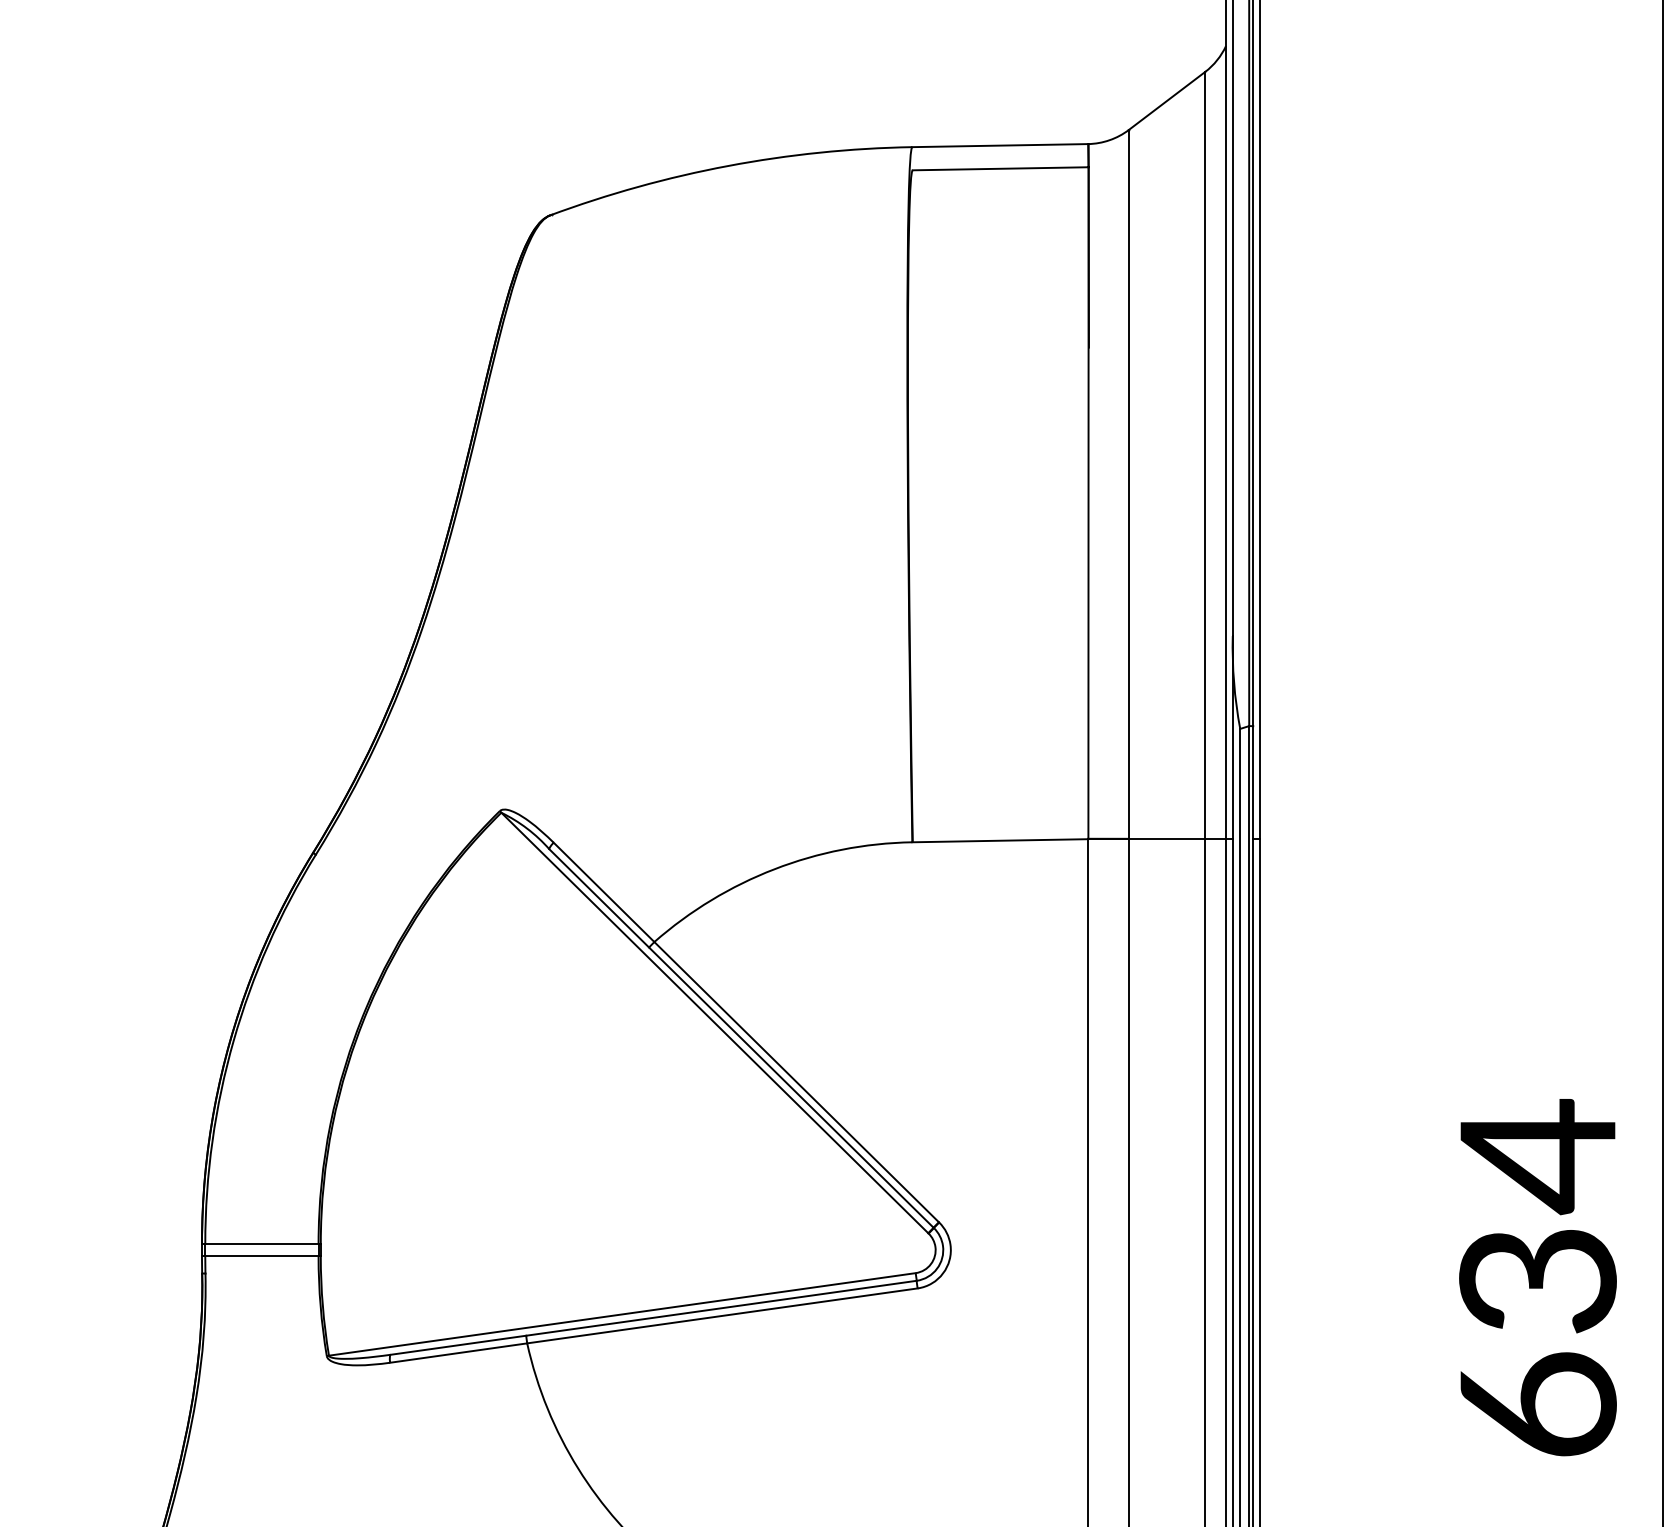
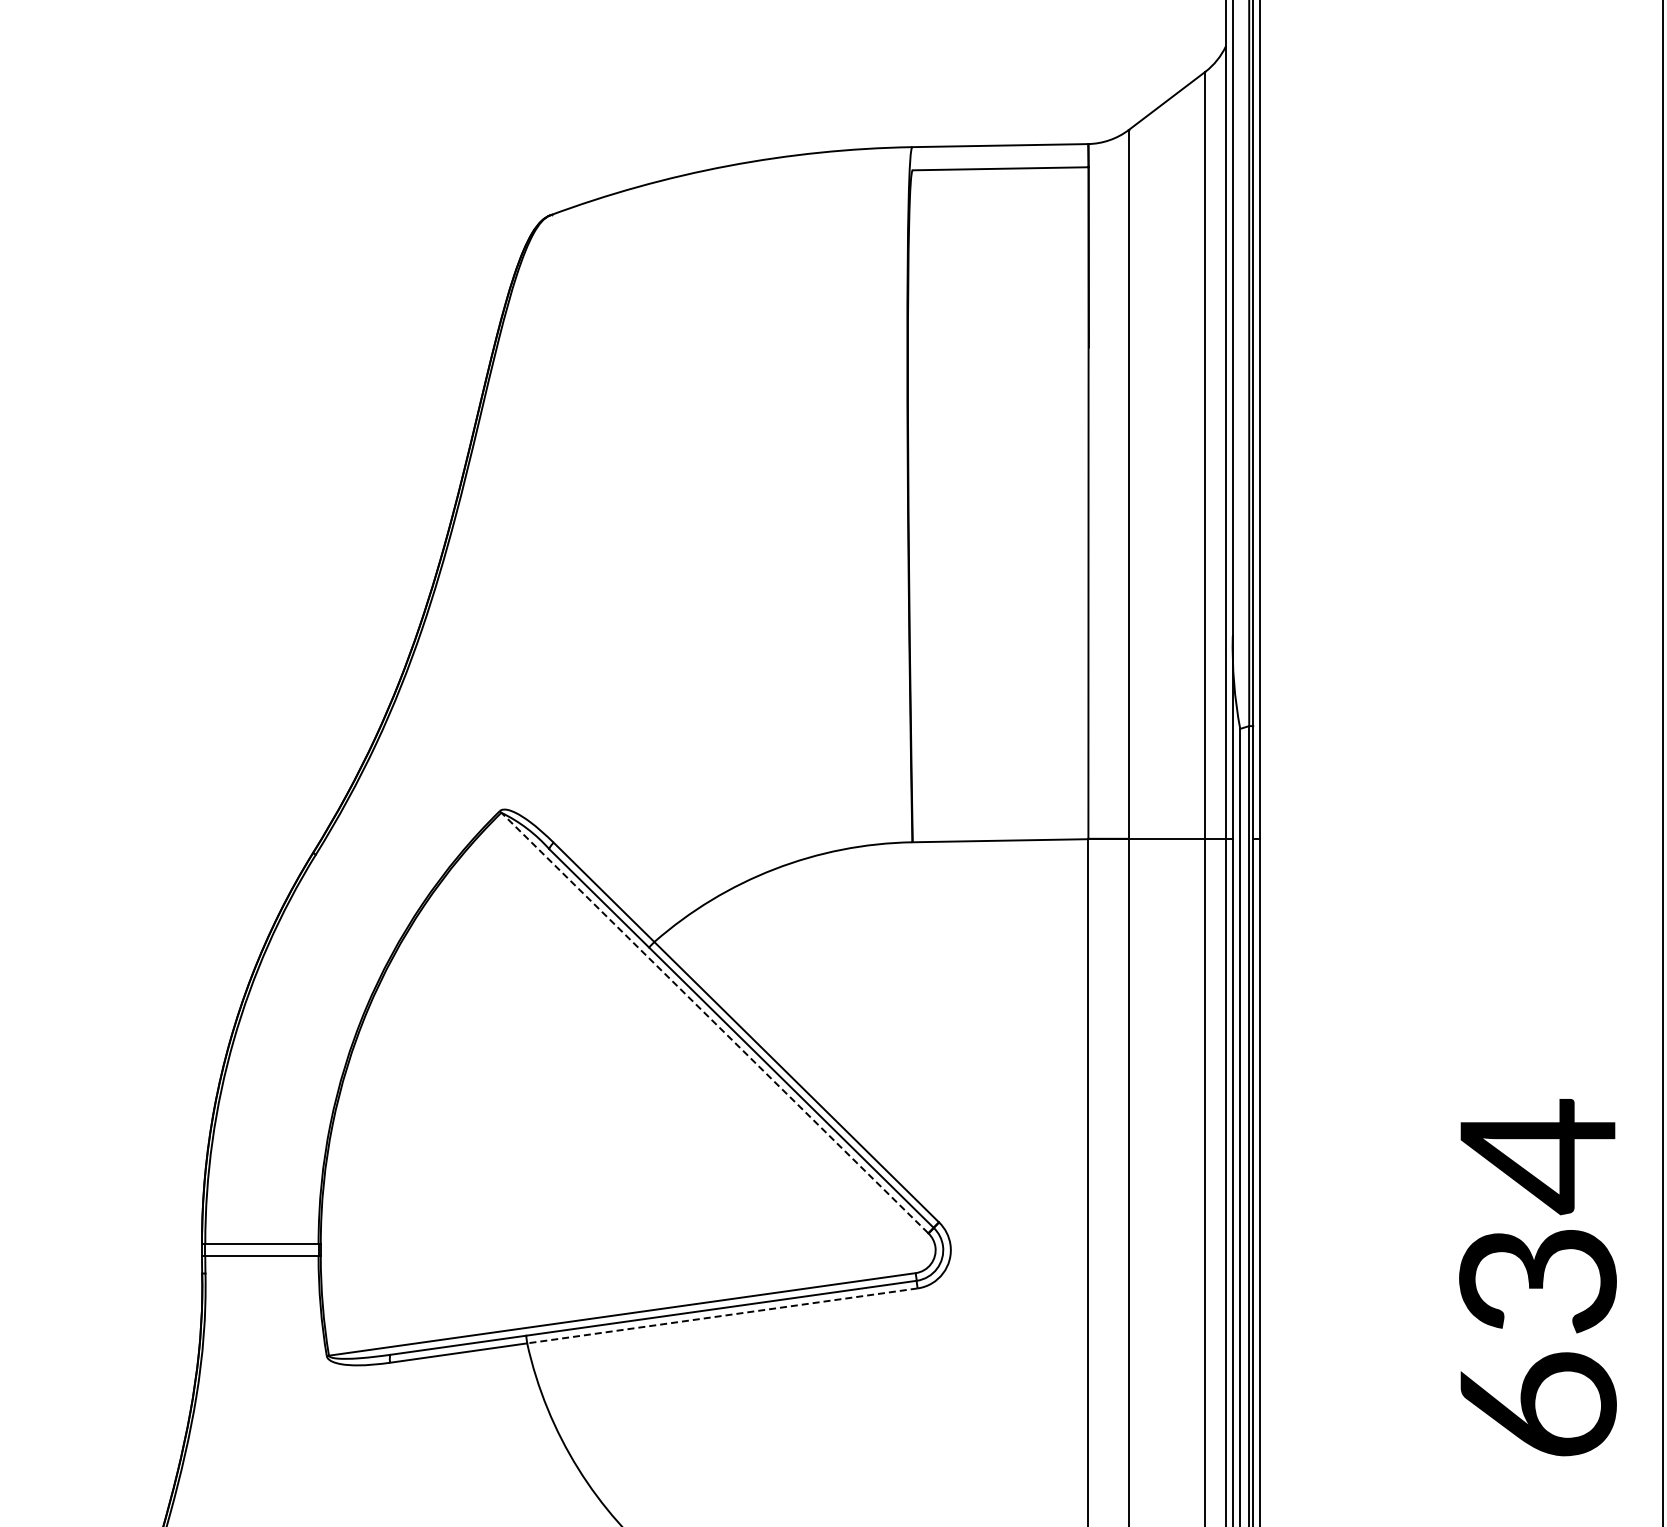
line: solid -> dashed (714, 1022)
line: solid -> dashed (721, 1315)
